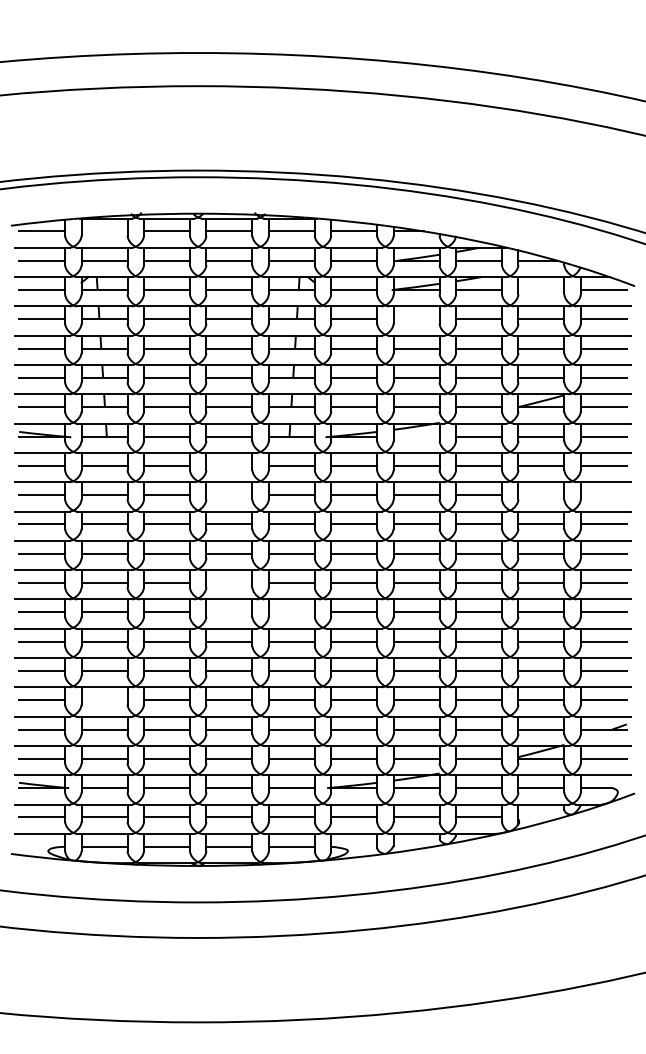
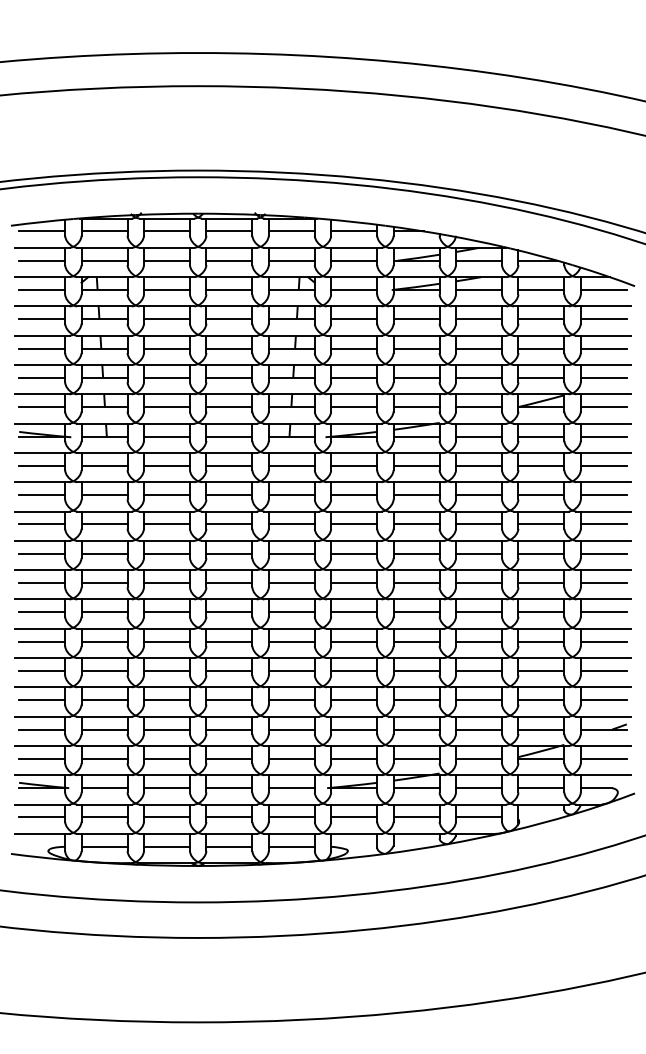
line: none -> present (104, 231)
line: none -> present (541, 290)
line: none -> present (416, 319)
line: none -> present (416, 436)
line: none -> present (229, 465)
line: none -> present (229, 495)
line: none -> present (541, 495)
line: none -> present (603, 495)
line: none -> present (229, 583)
line: none -> present (229, 612)
line: none -> present (291, 612)
line: none -> present (104, 700)
